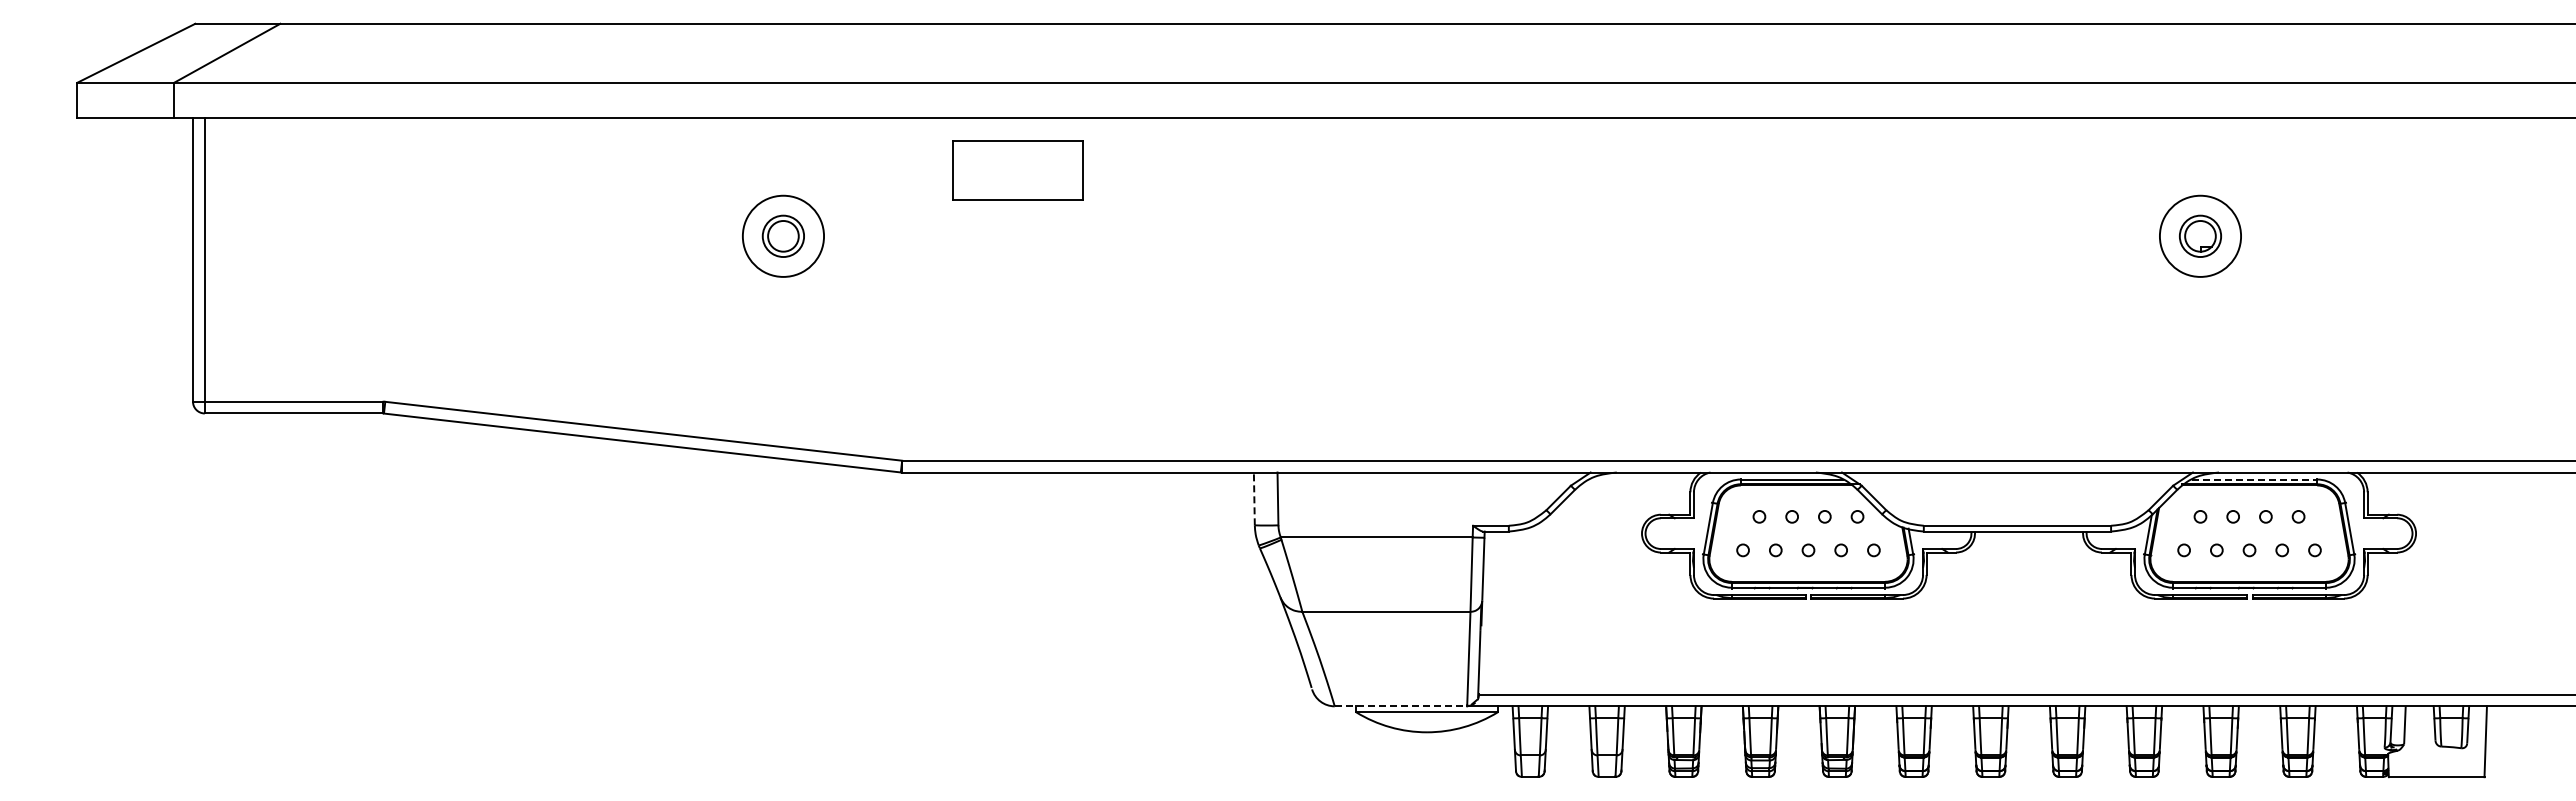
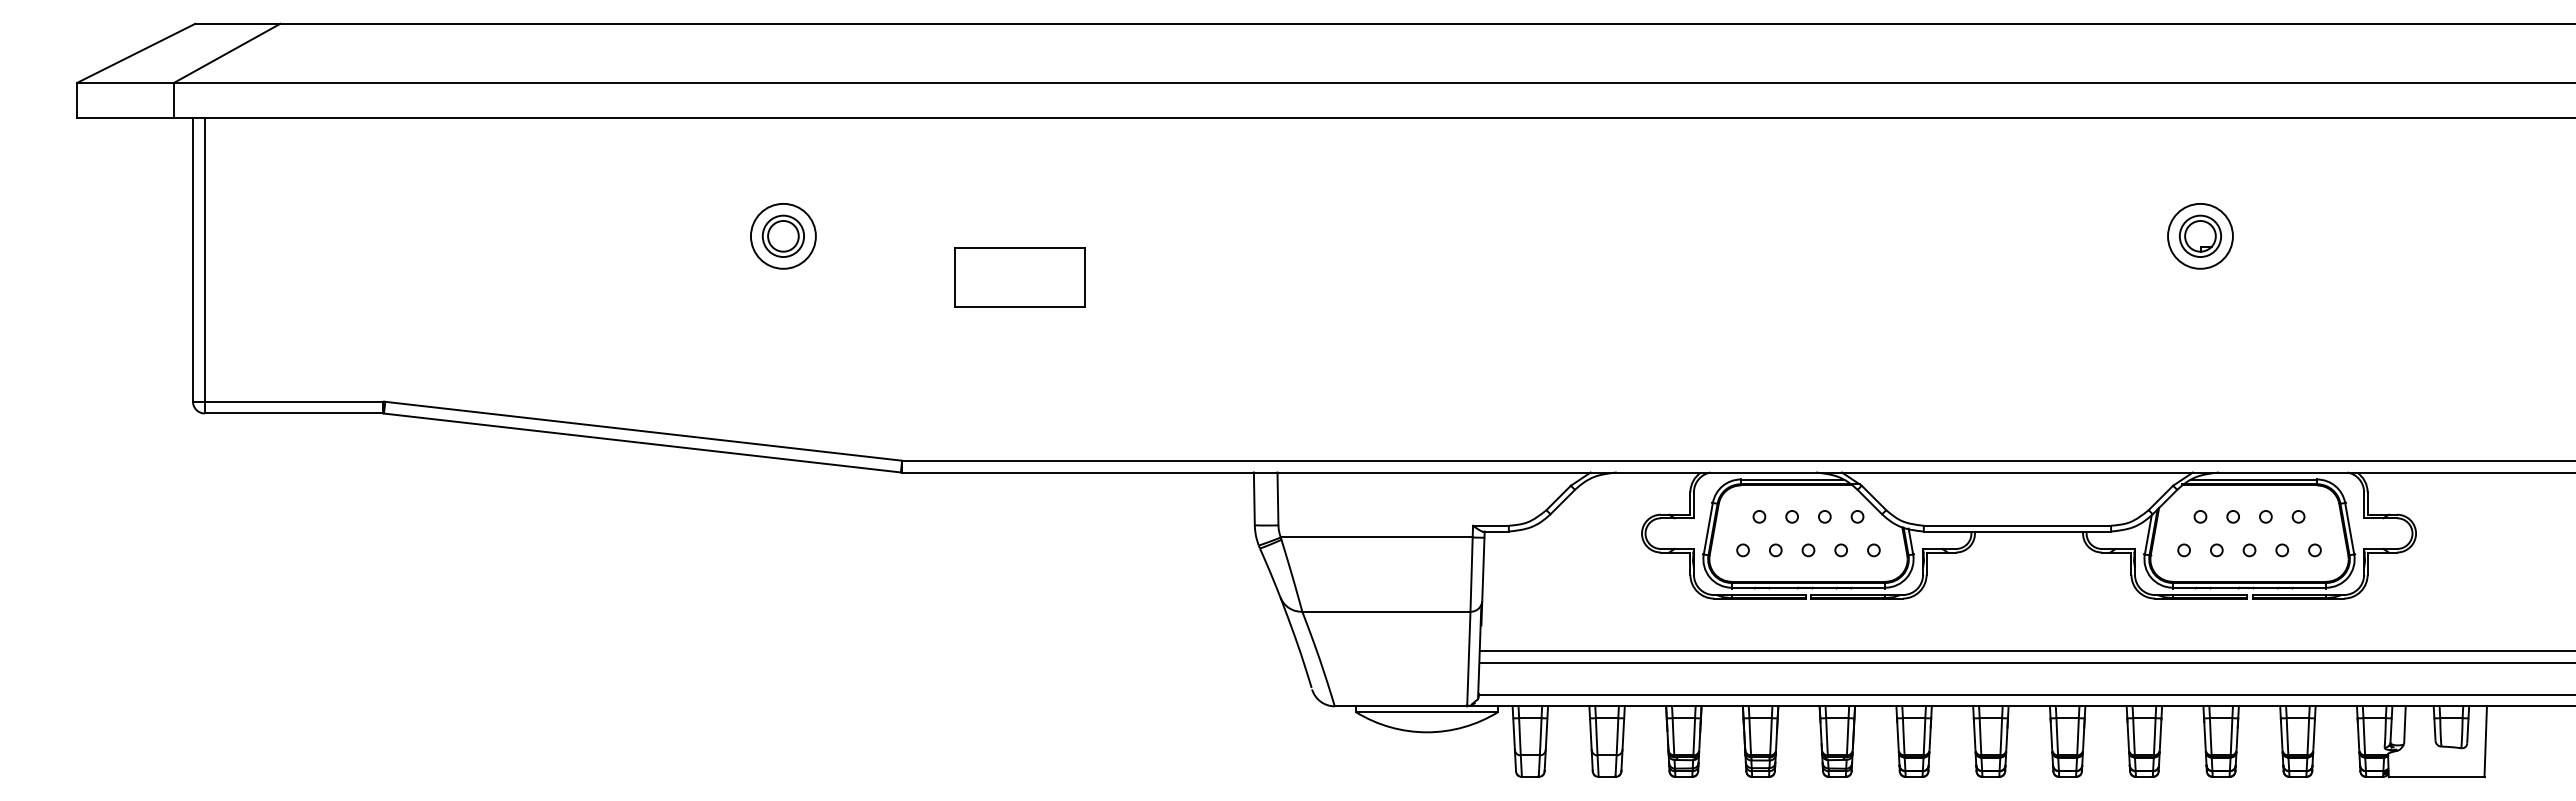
part position: (1017, 170) -> (1019, 277) (1019, 277)
circle diameter: 81 px -> 65 px (782, 235)
circle diameter: 81 px -> 65 px (2200, 235)
line: dashed -> solid (2254, 479)
line: dashed -> solid (1254, 498)
line: none -> present (2025, 650)
line: none -> present (2026, 662)
line: dashed -> solid (1401, 706)
